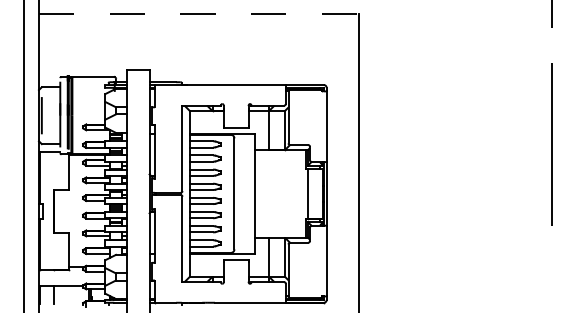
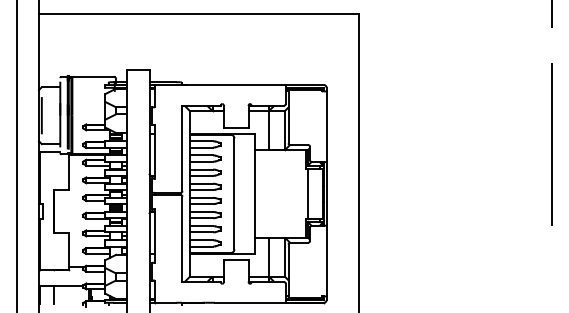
line: dashed -> solid (199, 13)
line position: (24, 155) -> (17, 155) (17, 155)
